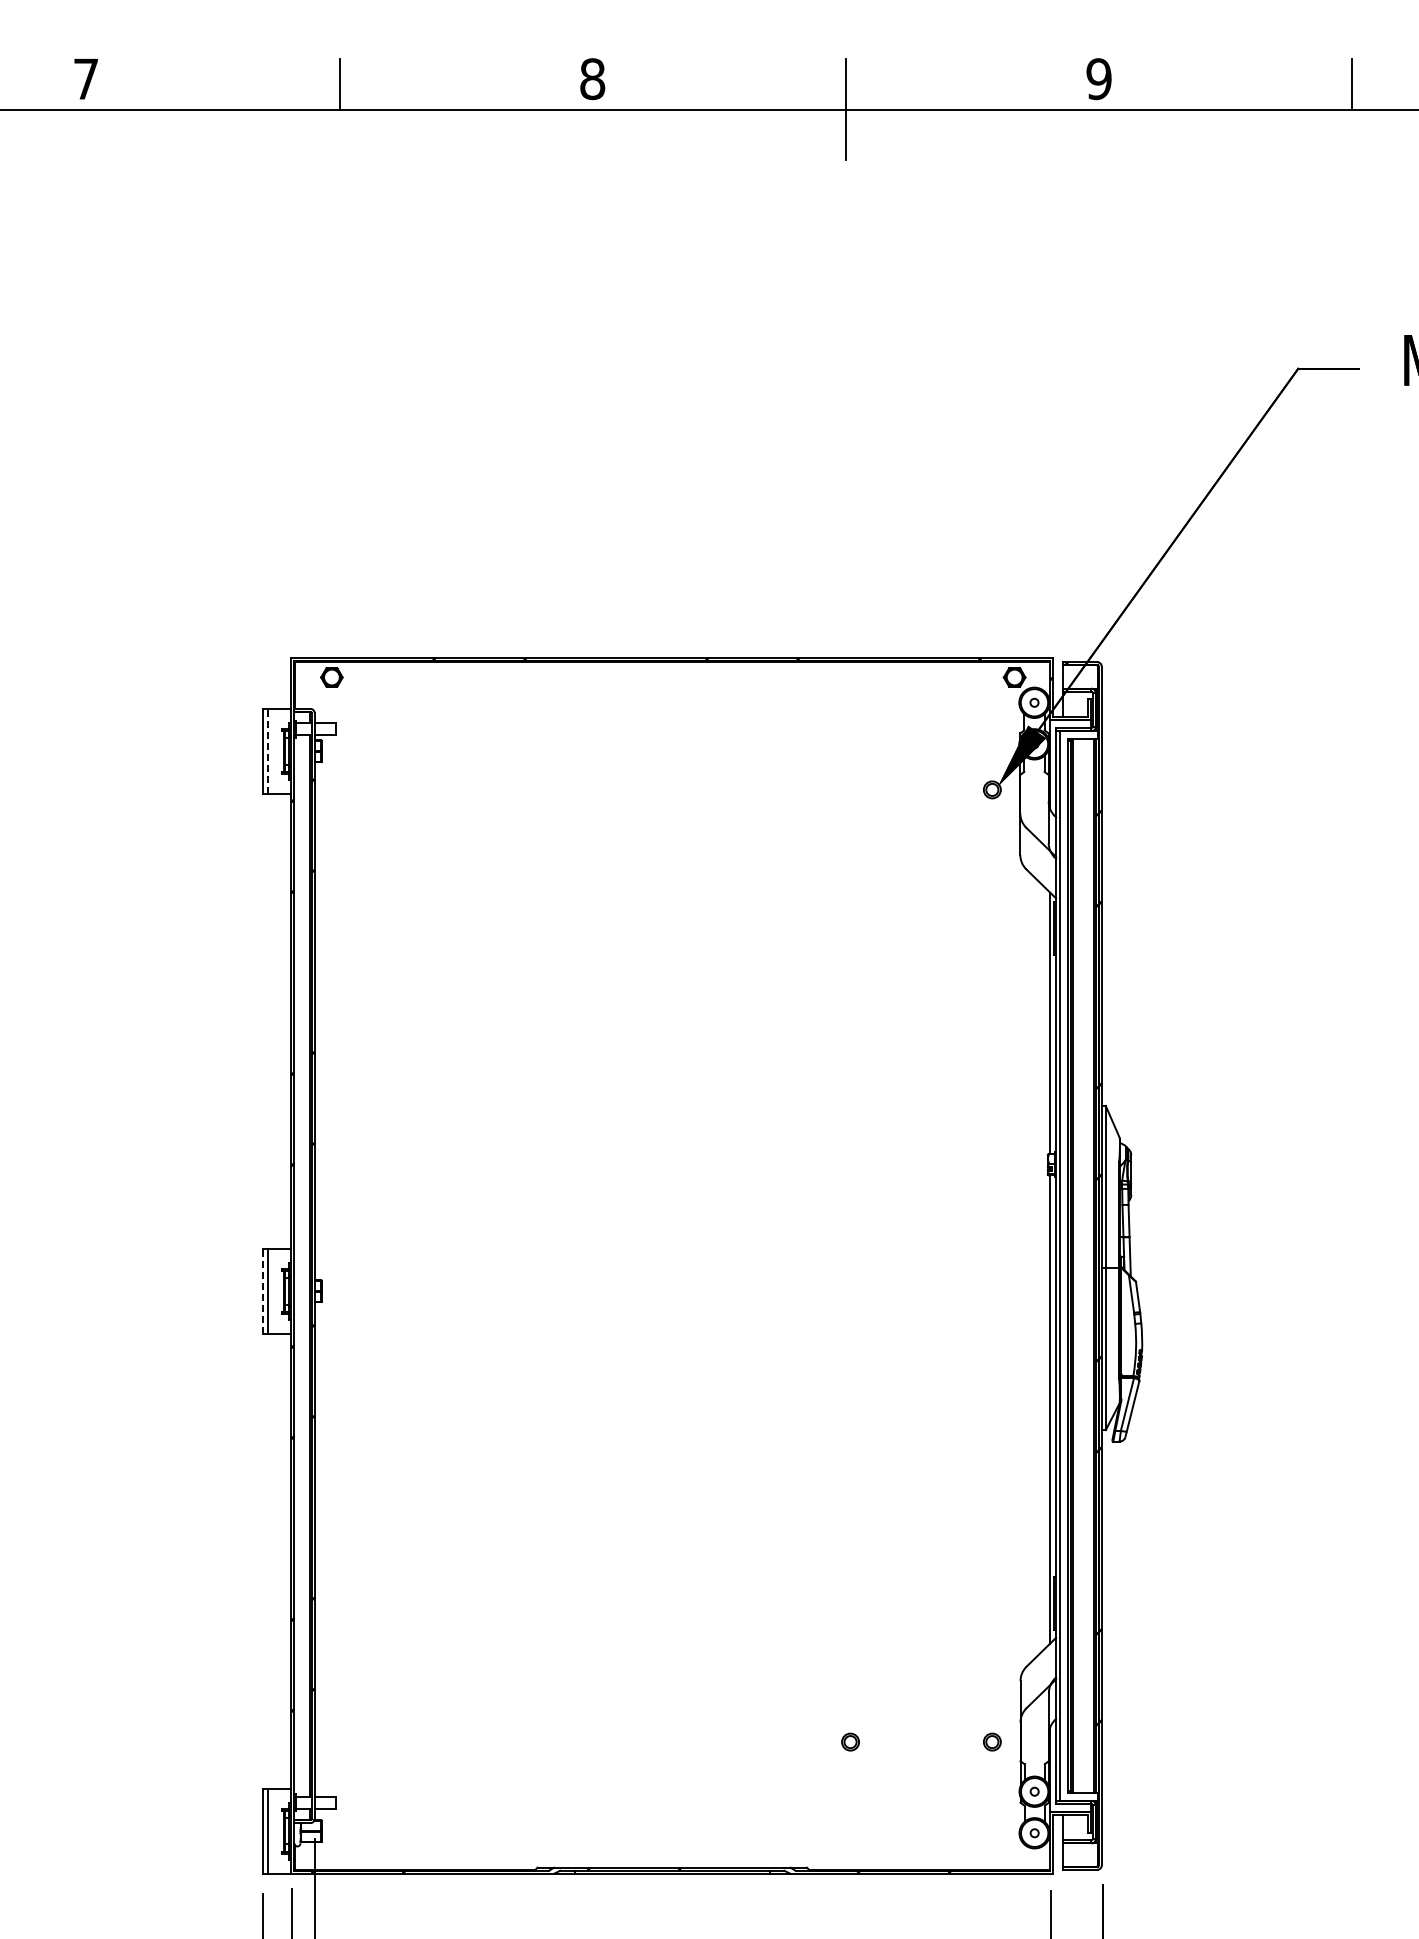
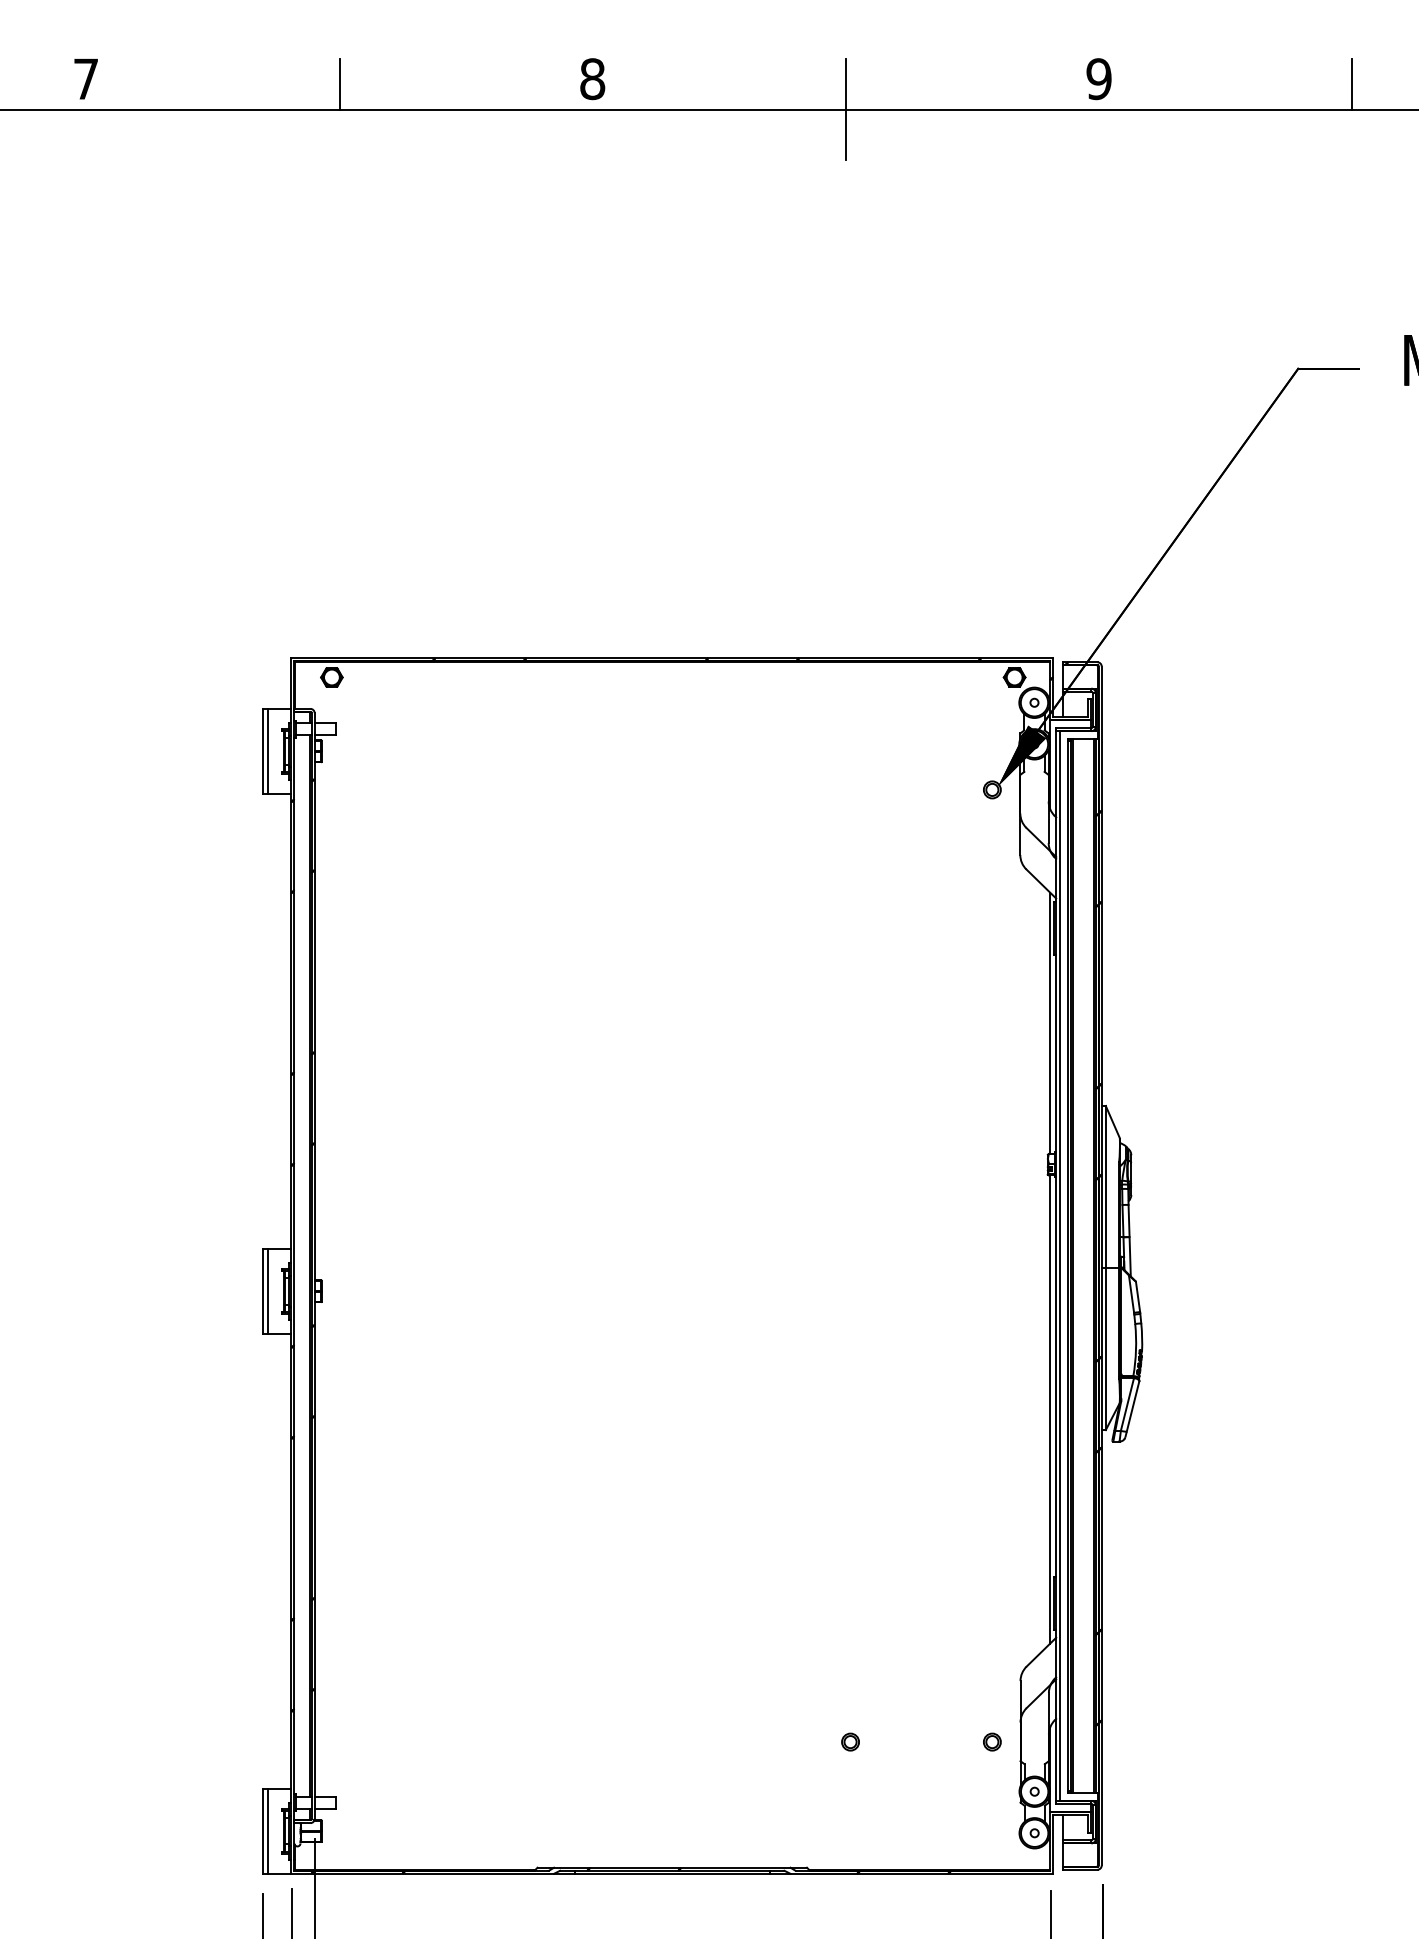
line: dashed -> solid (268, 751)
line: dashed -> solid (263, 1291)
